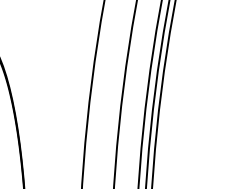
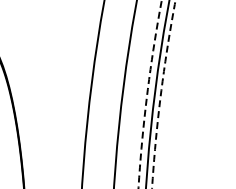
circle: solid -> dashed (149, 94)
circle: solid -> dashed (163, 94)
